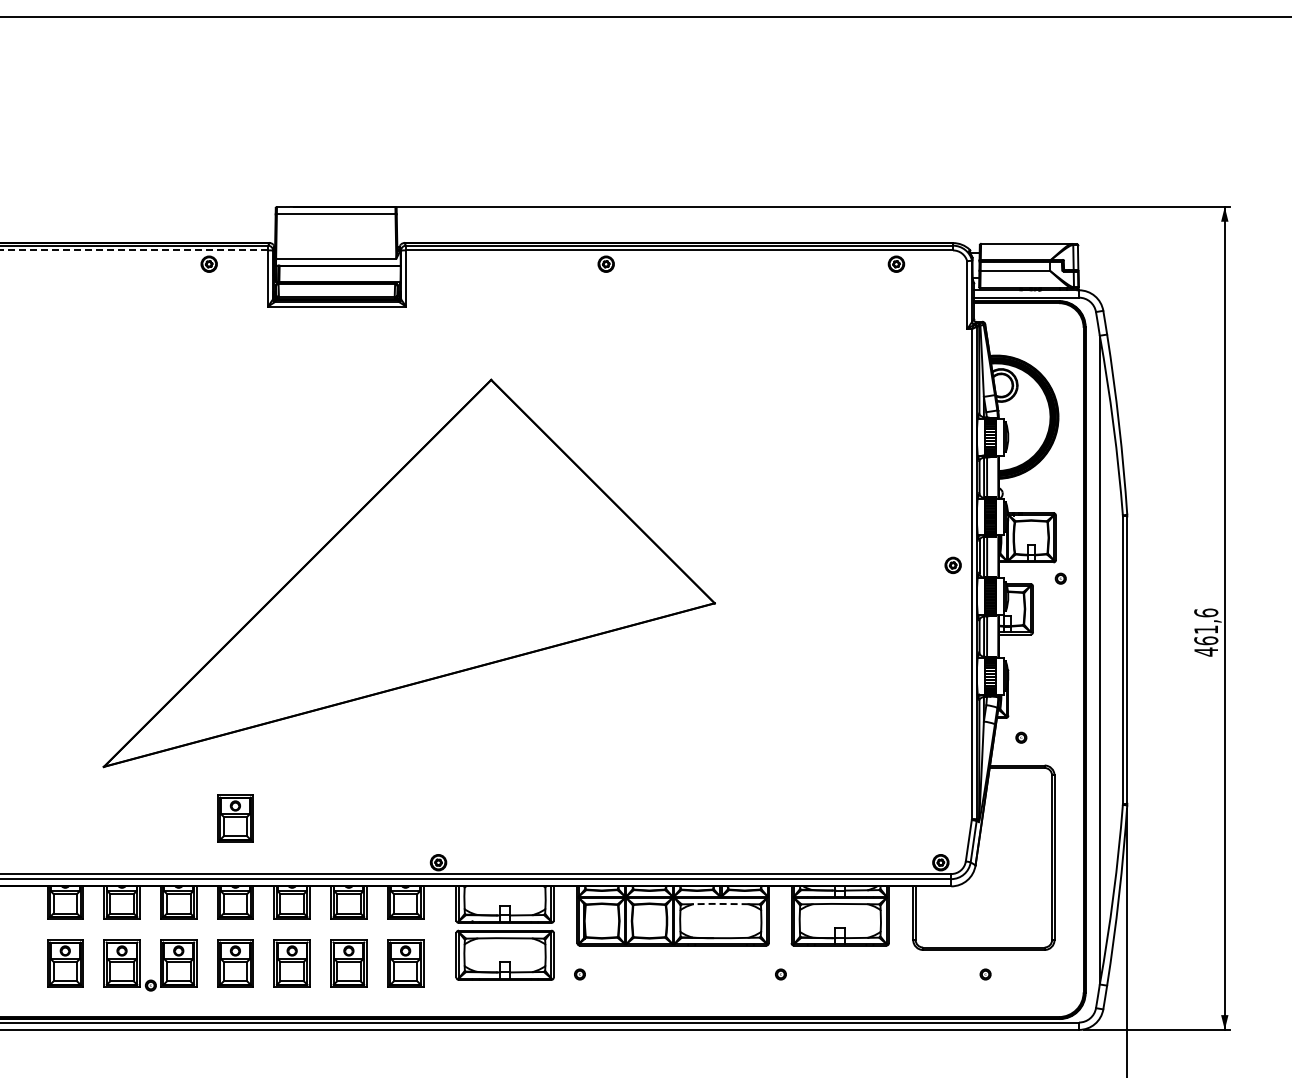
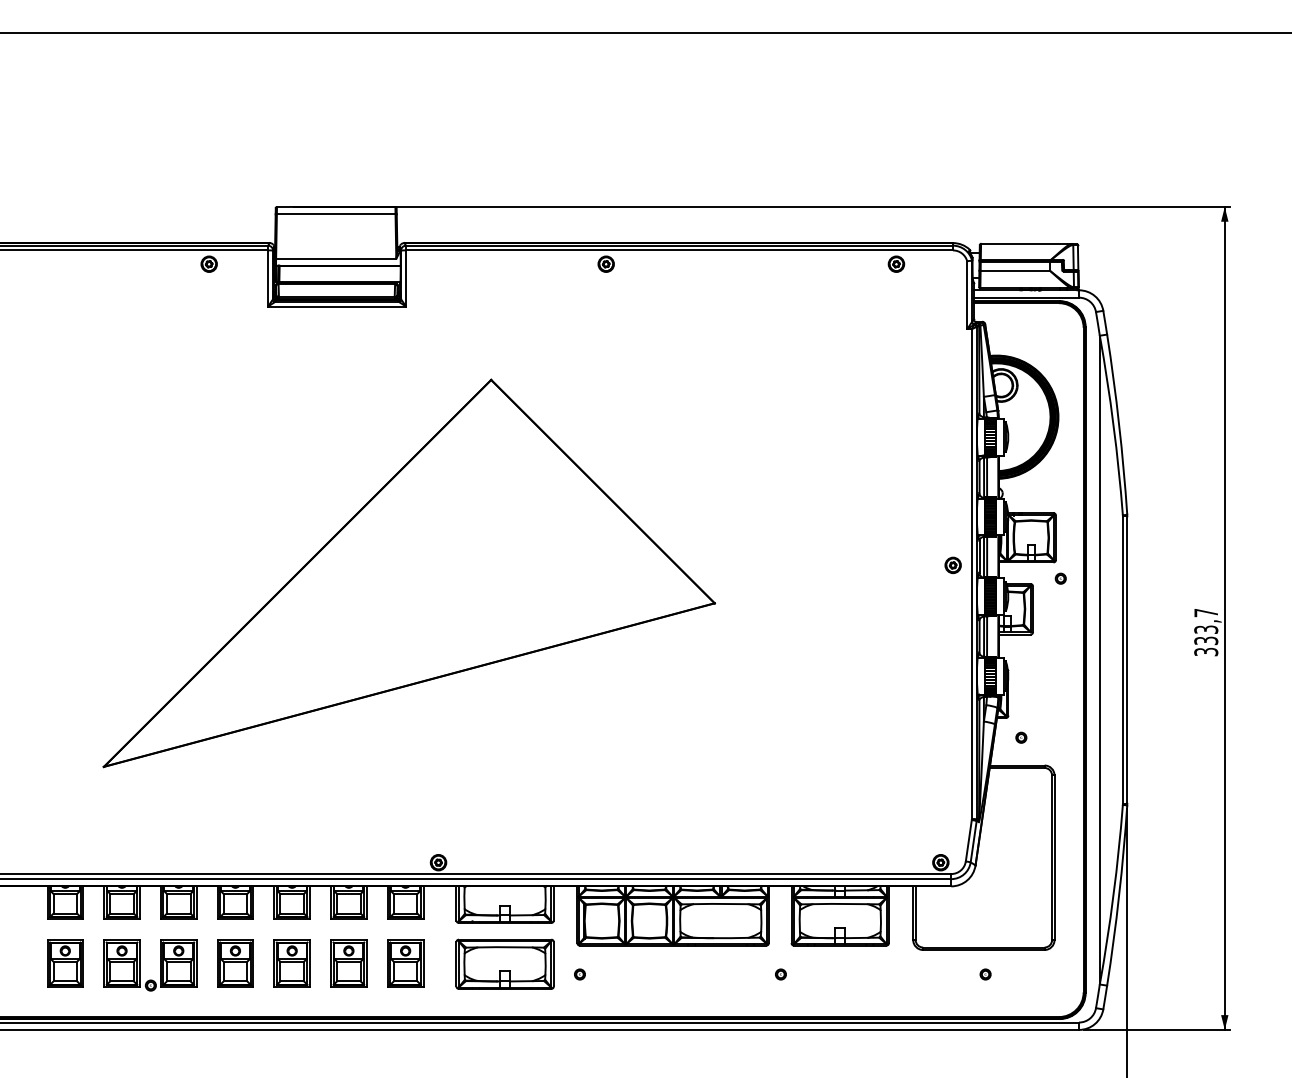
line position: (645, 16) -> (645, 32) (645, 32)
line: dashed -> solid (134, 250)
text: 461,6 -> 333,7 (1206, 632)
part: present -> none (235, 818)
line: dashed -> solid (719, 903)
part position: (504, 954) -> (504, 963) (504, 963)
